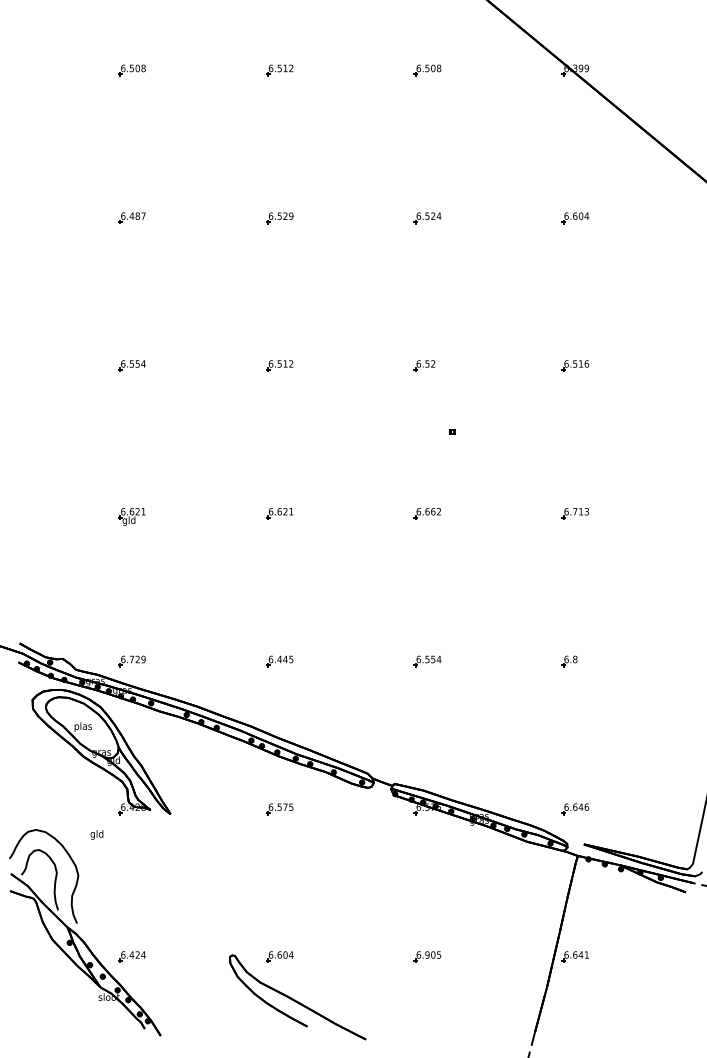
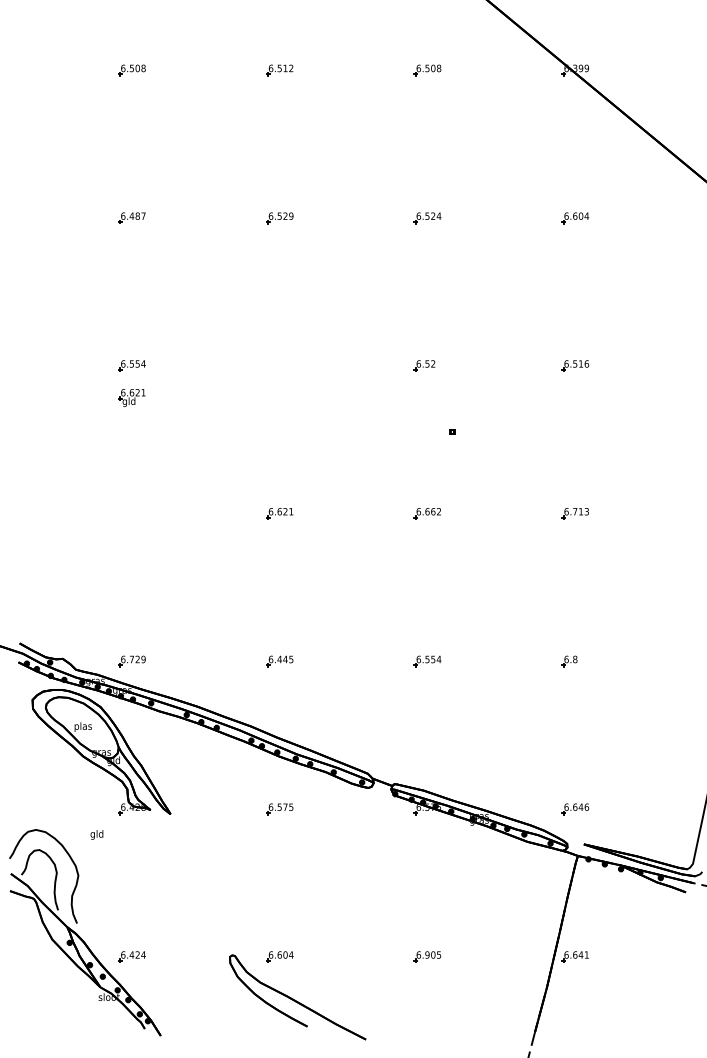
part: present -> none (279, 365)
part position: (131, 516) -> (131, 397) (131, 397)
